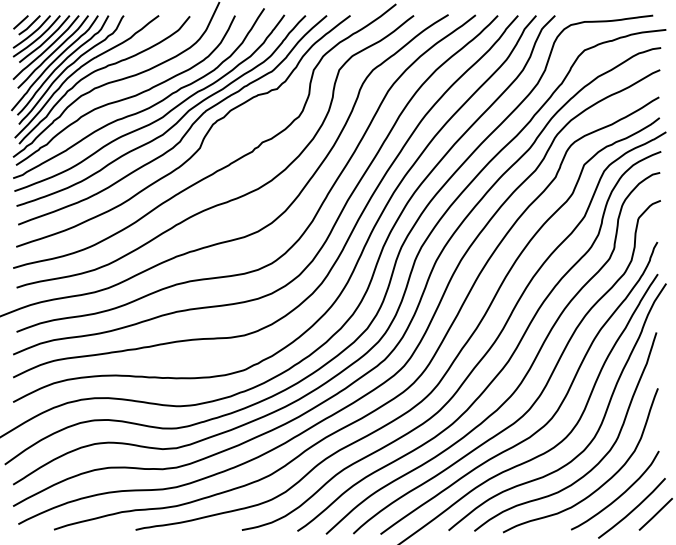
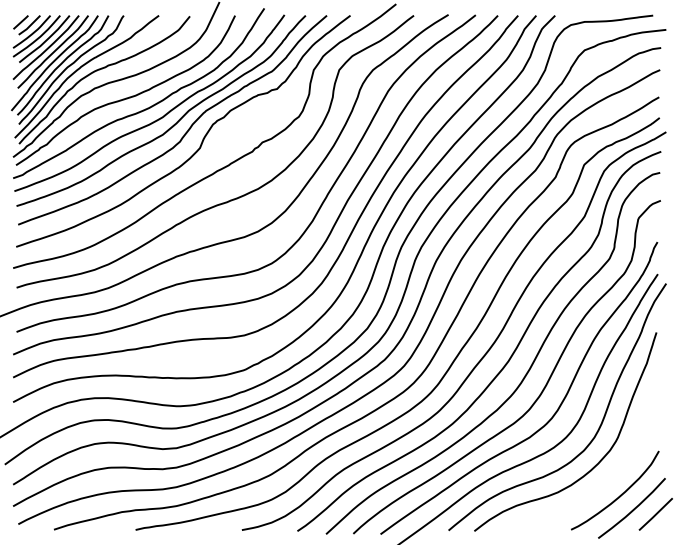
curve: present -> none (600, 485)
